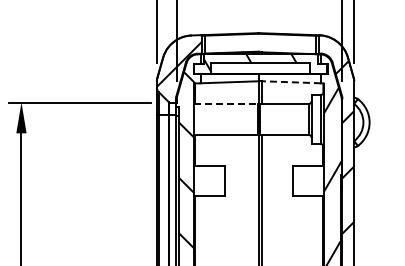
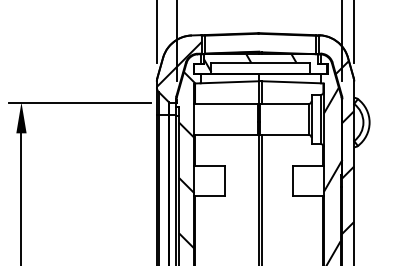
line: dashed -> solid (291, 82)
line: dashed -> solid (226, 104)
